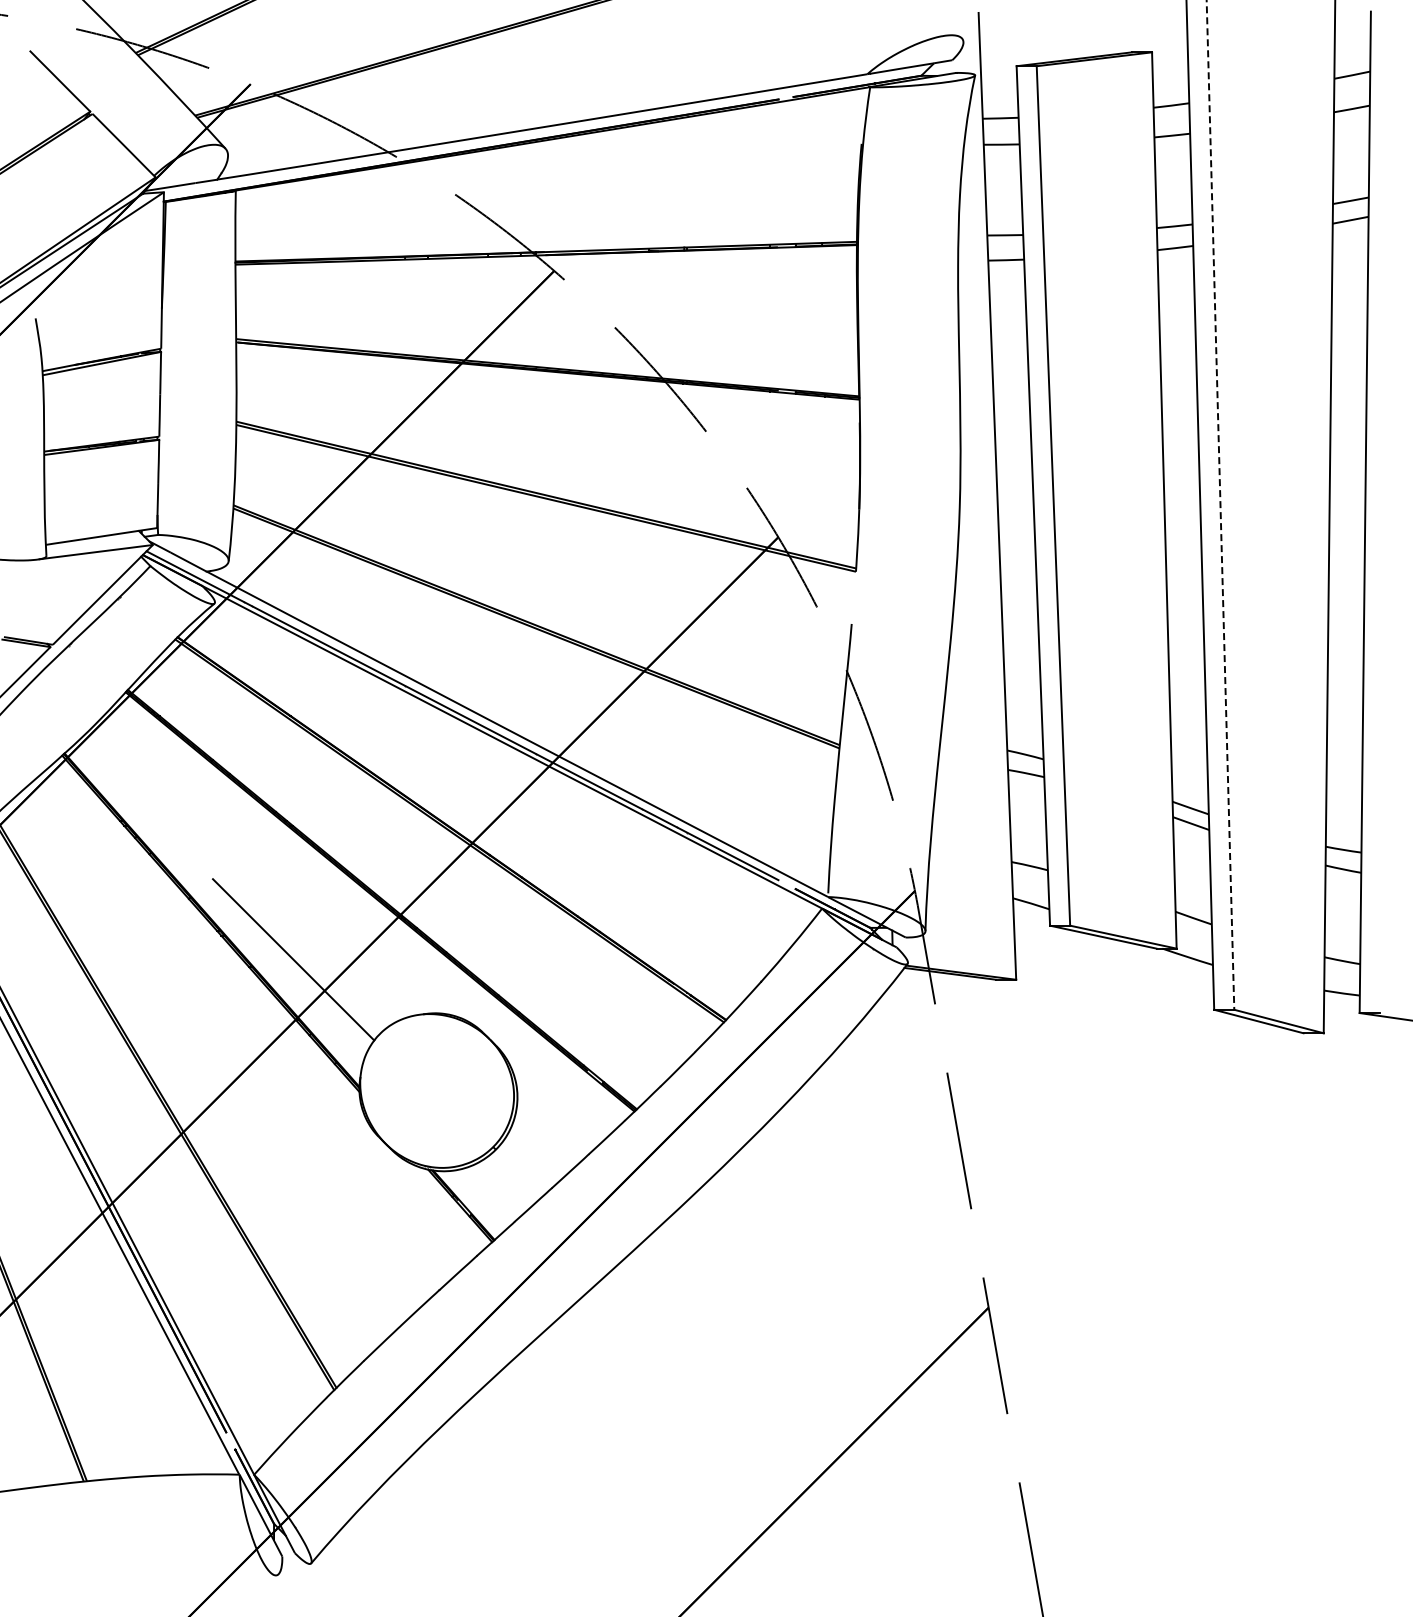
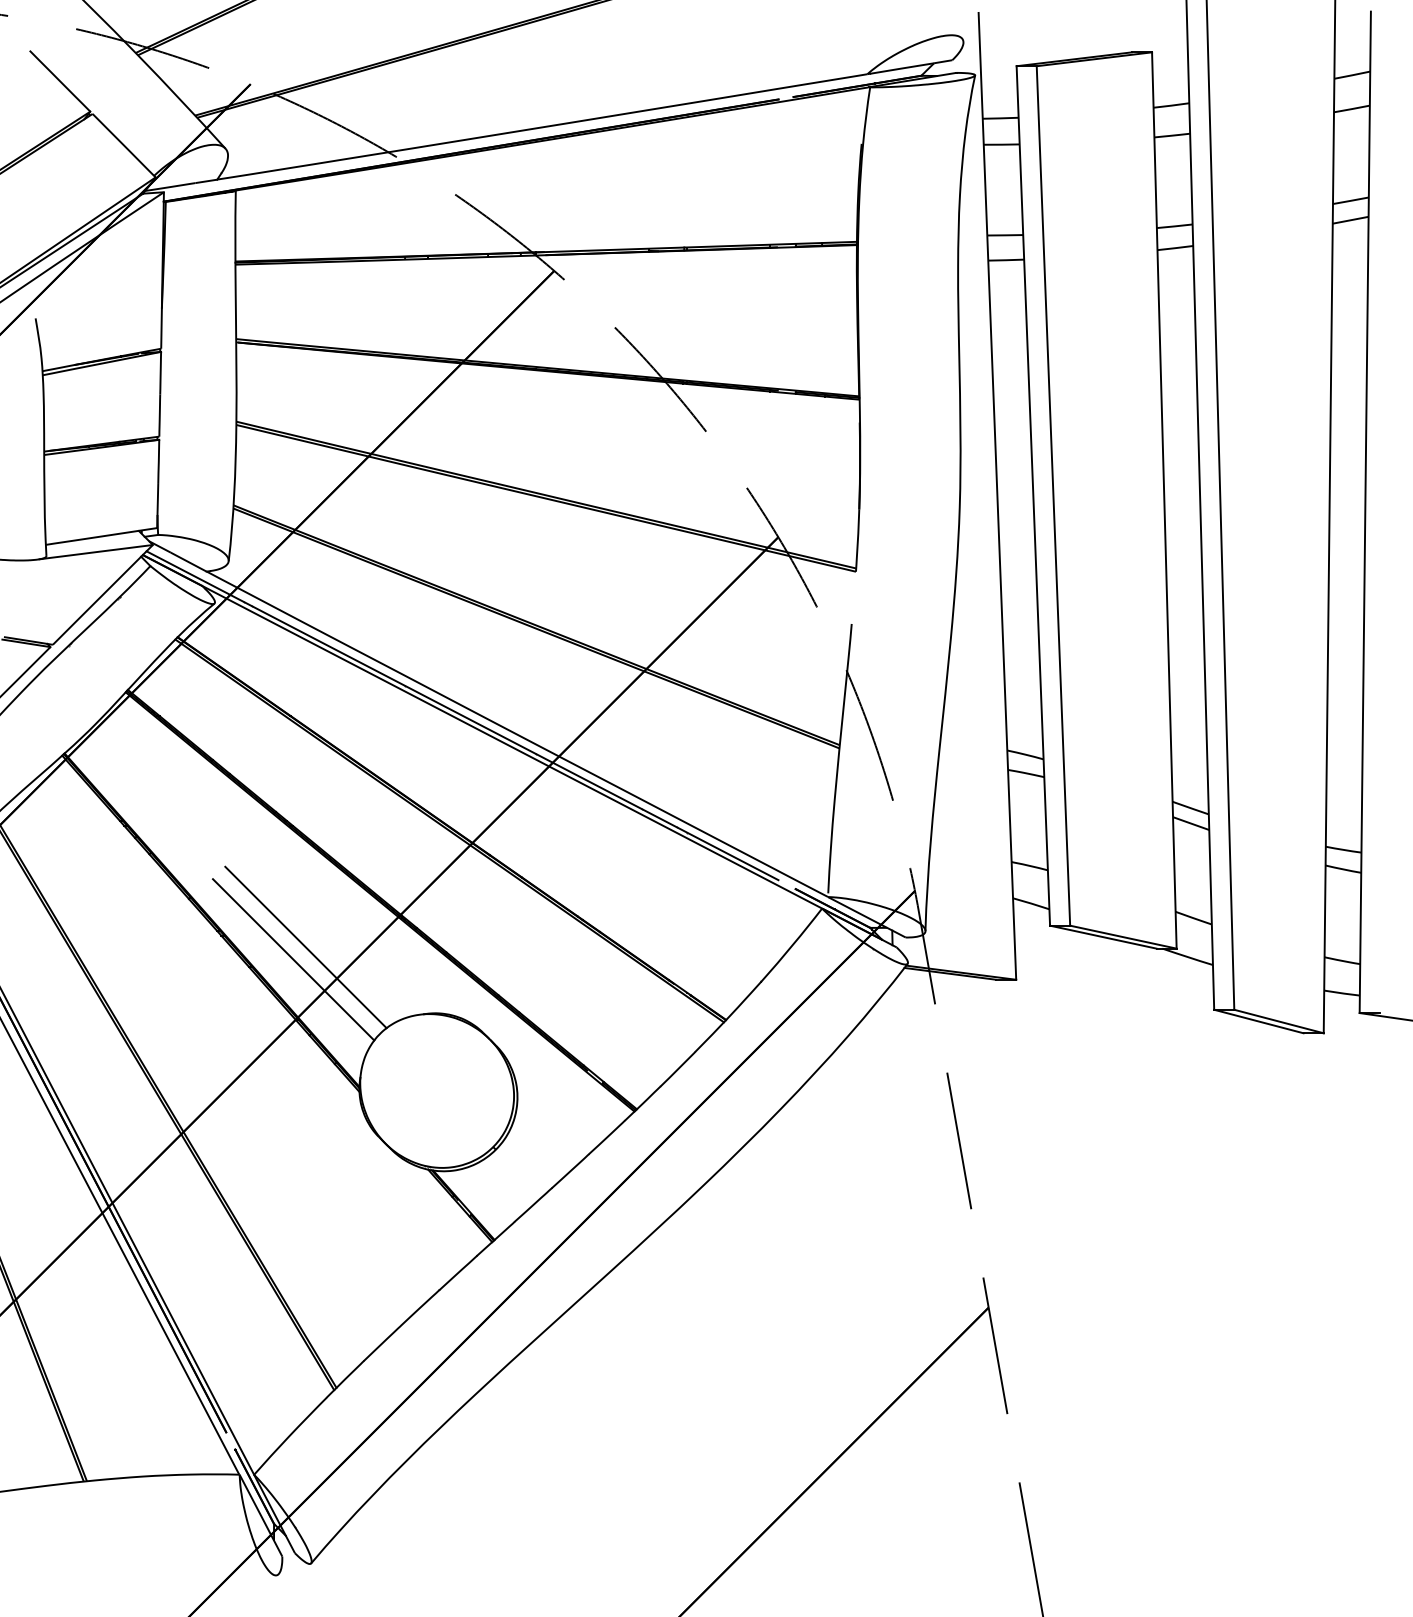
line: dashed -> solid (1220, 505)
line: none -> present (305, 947)
